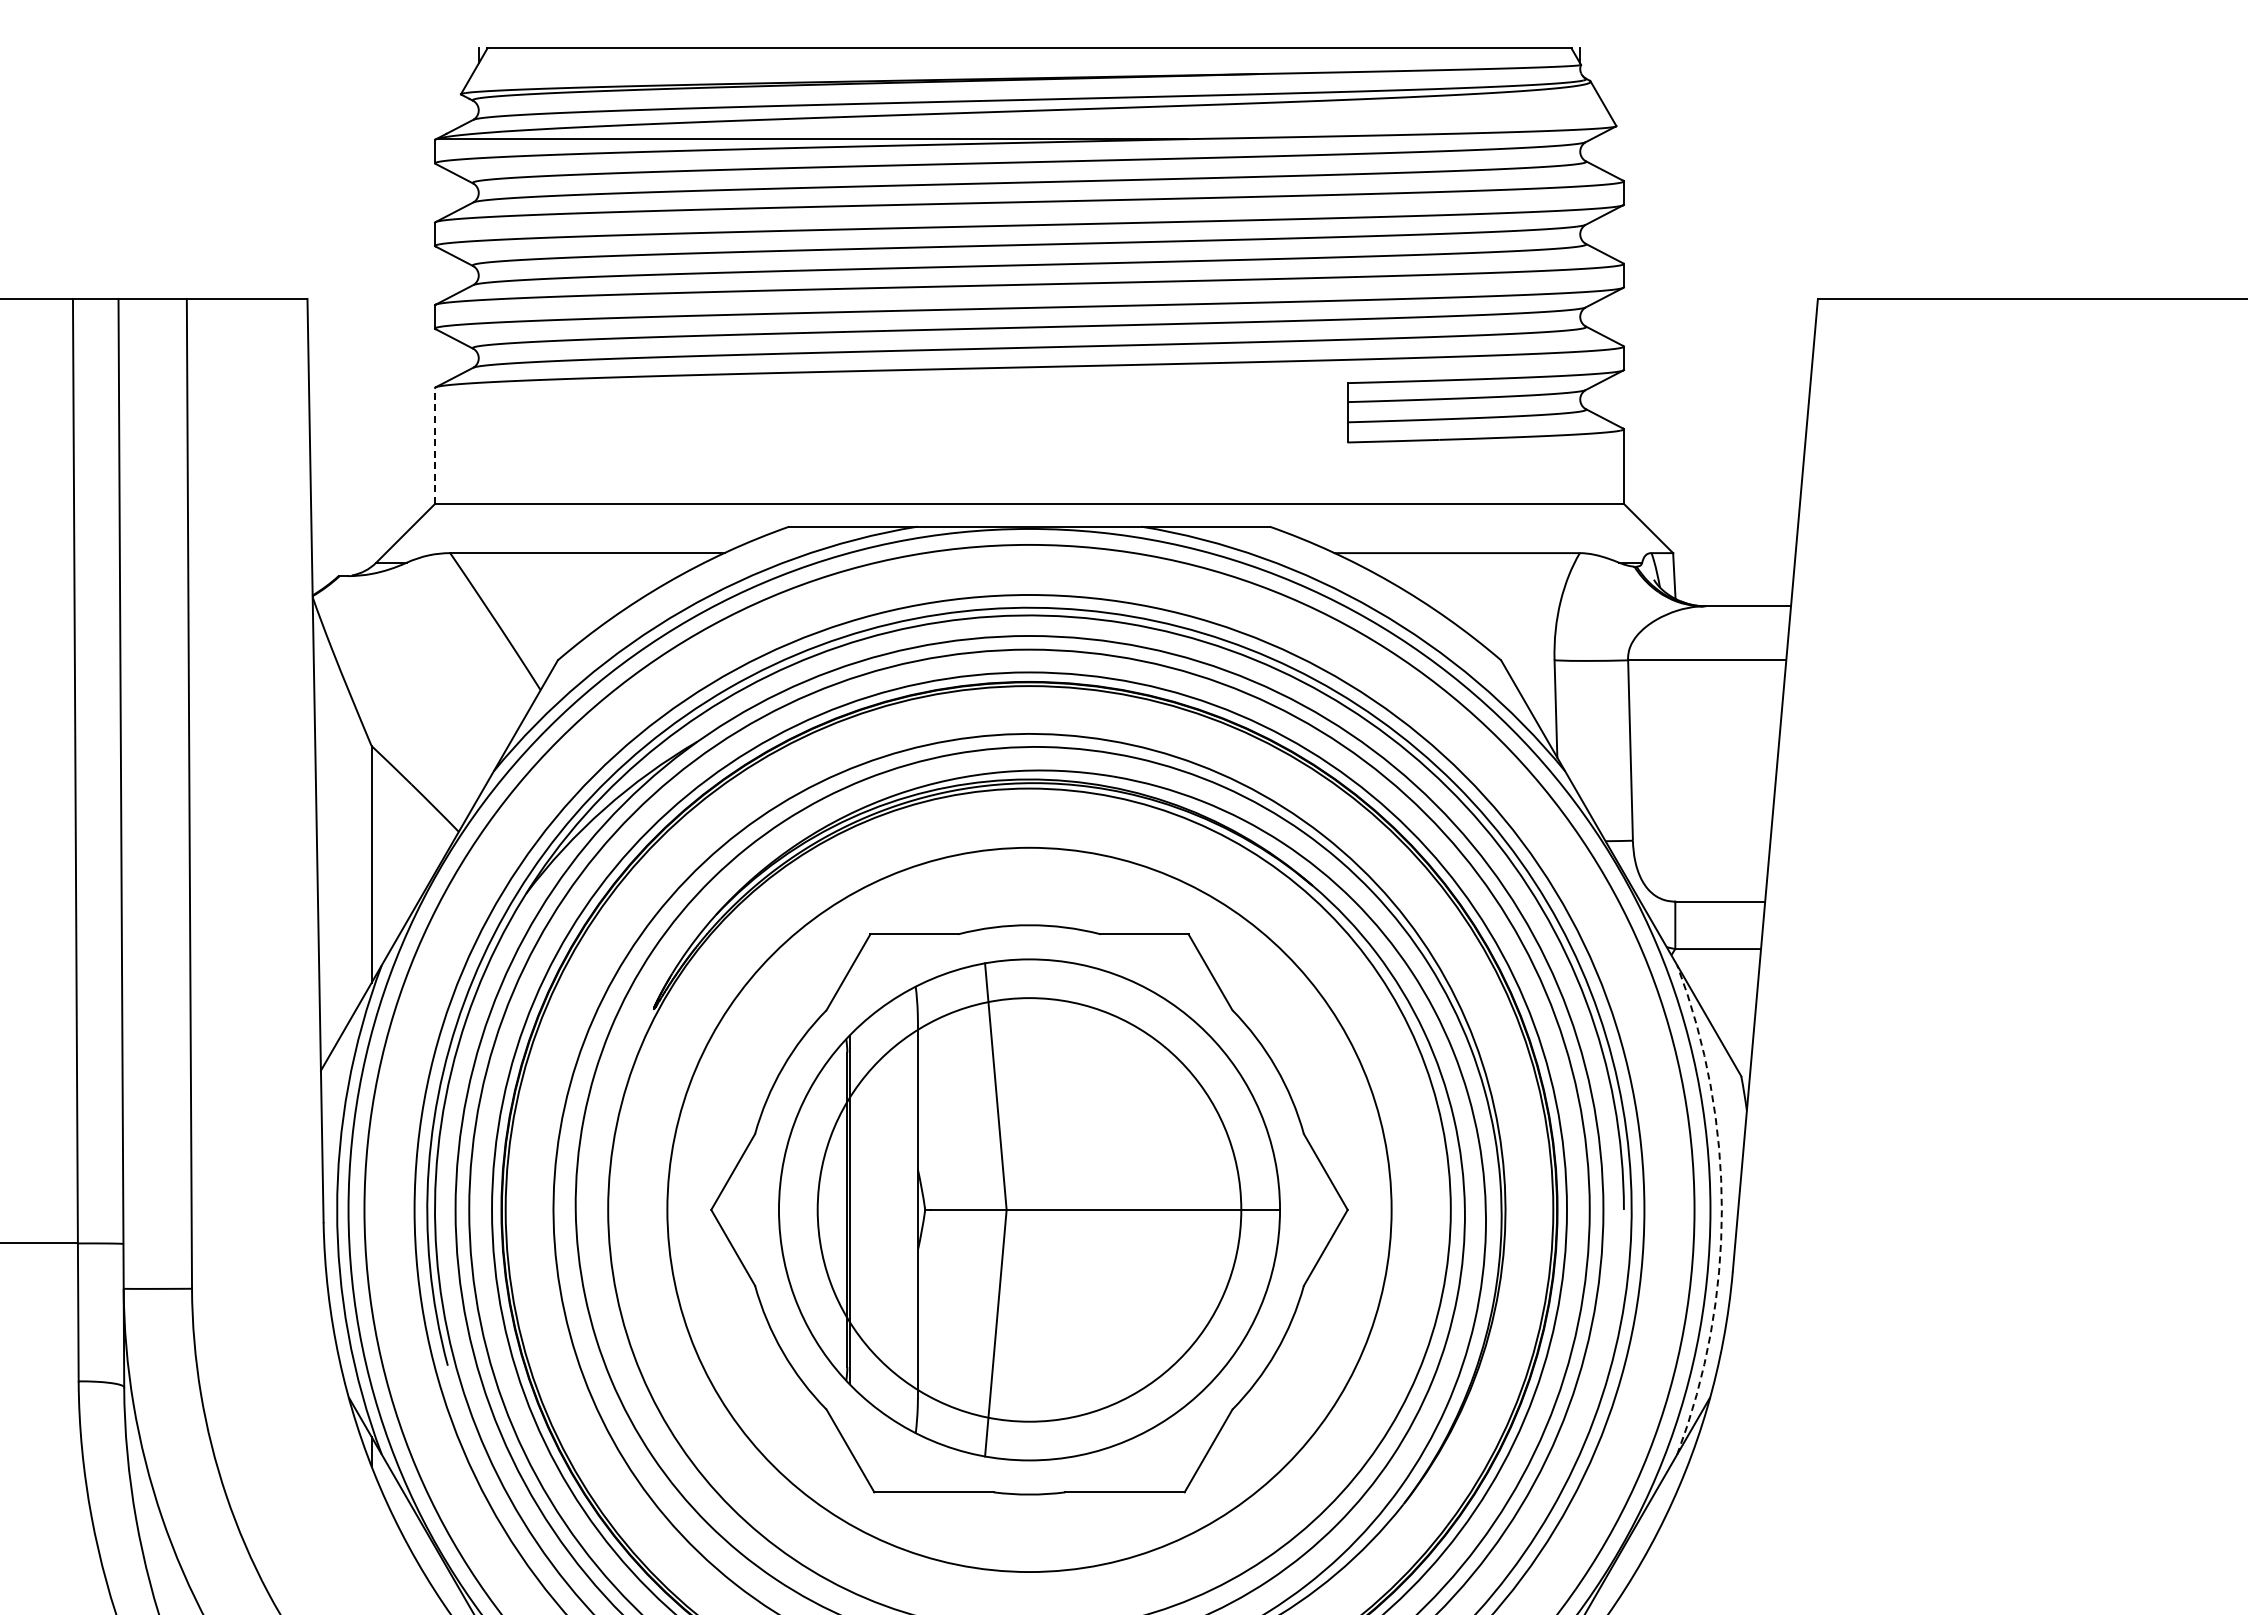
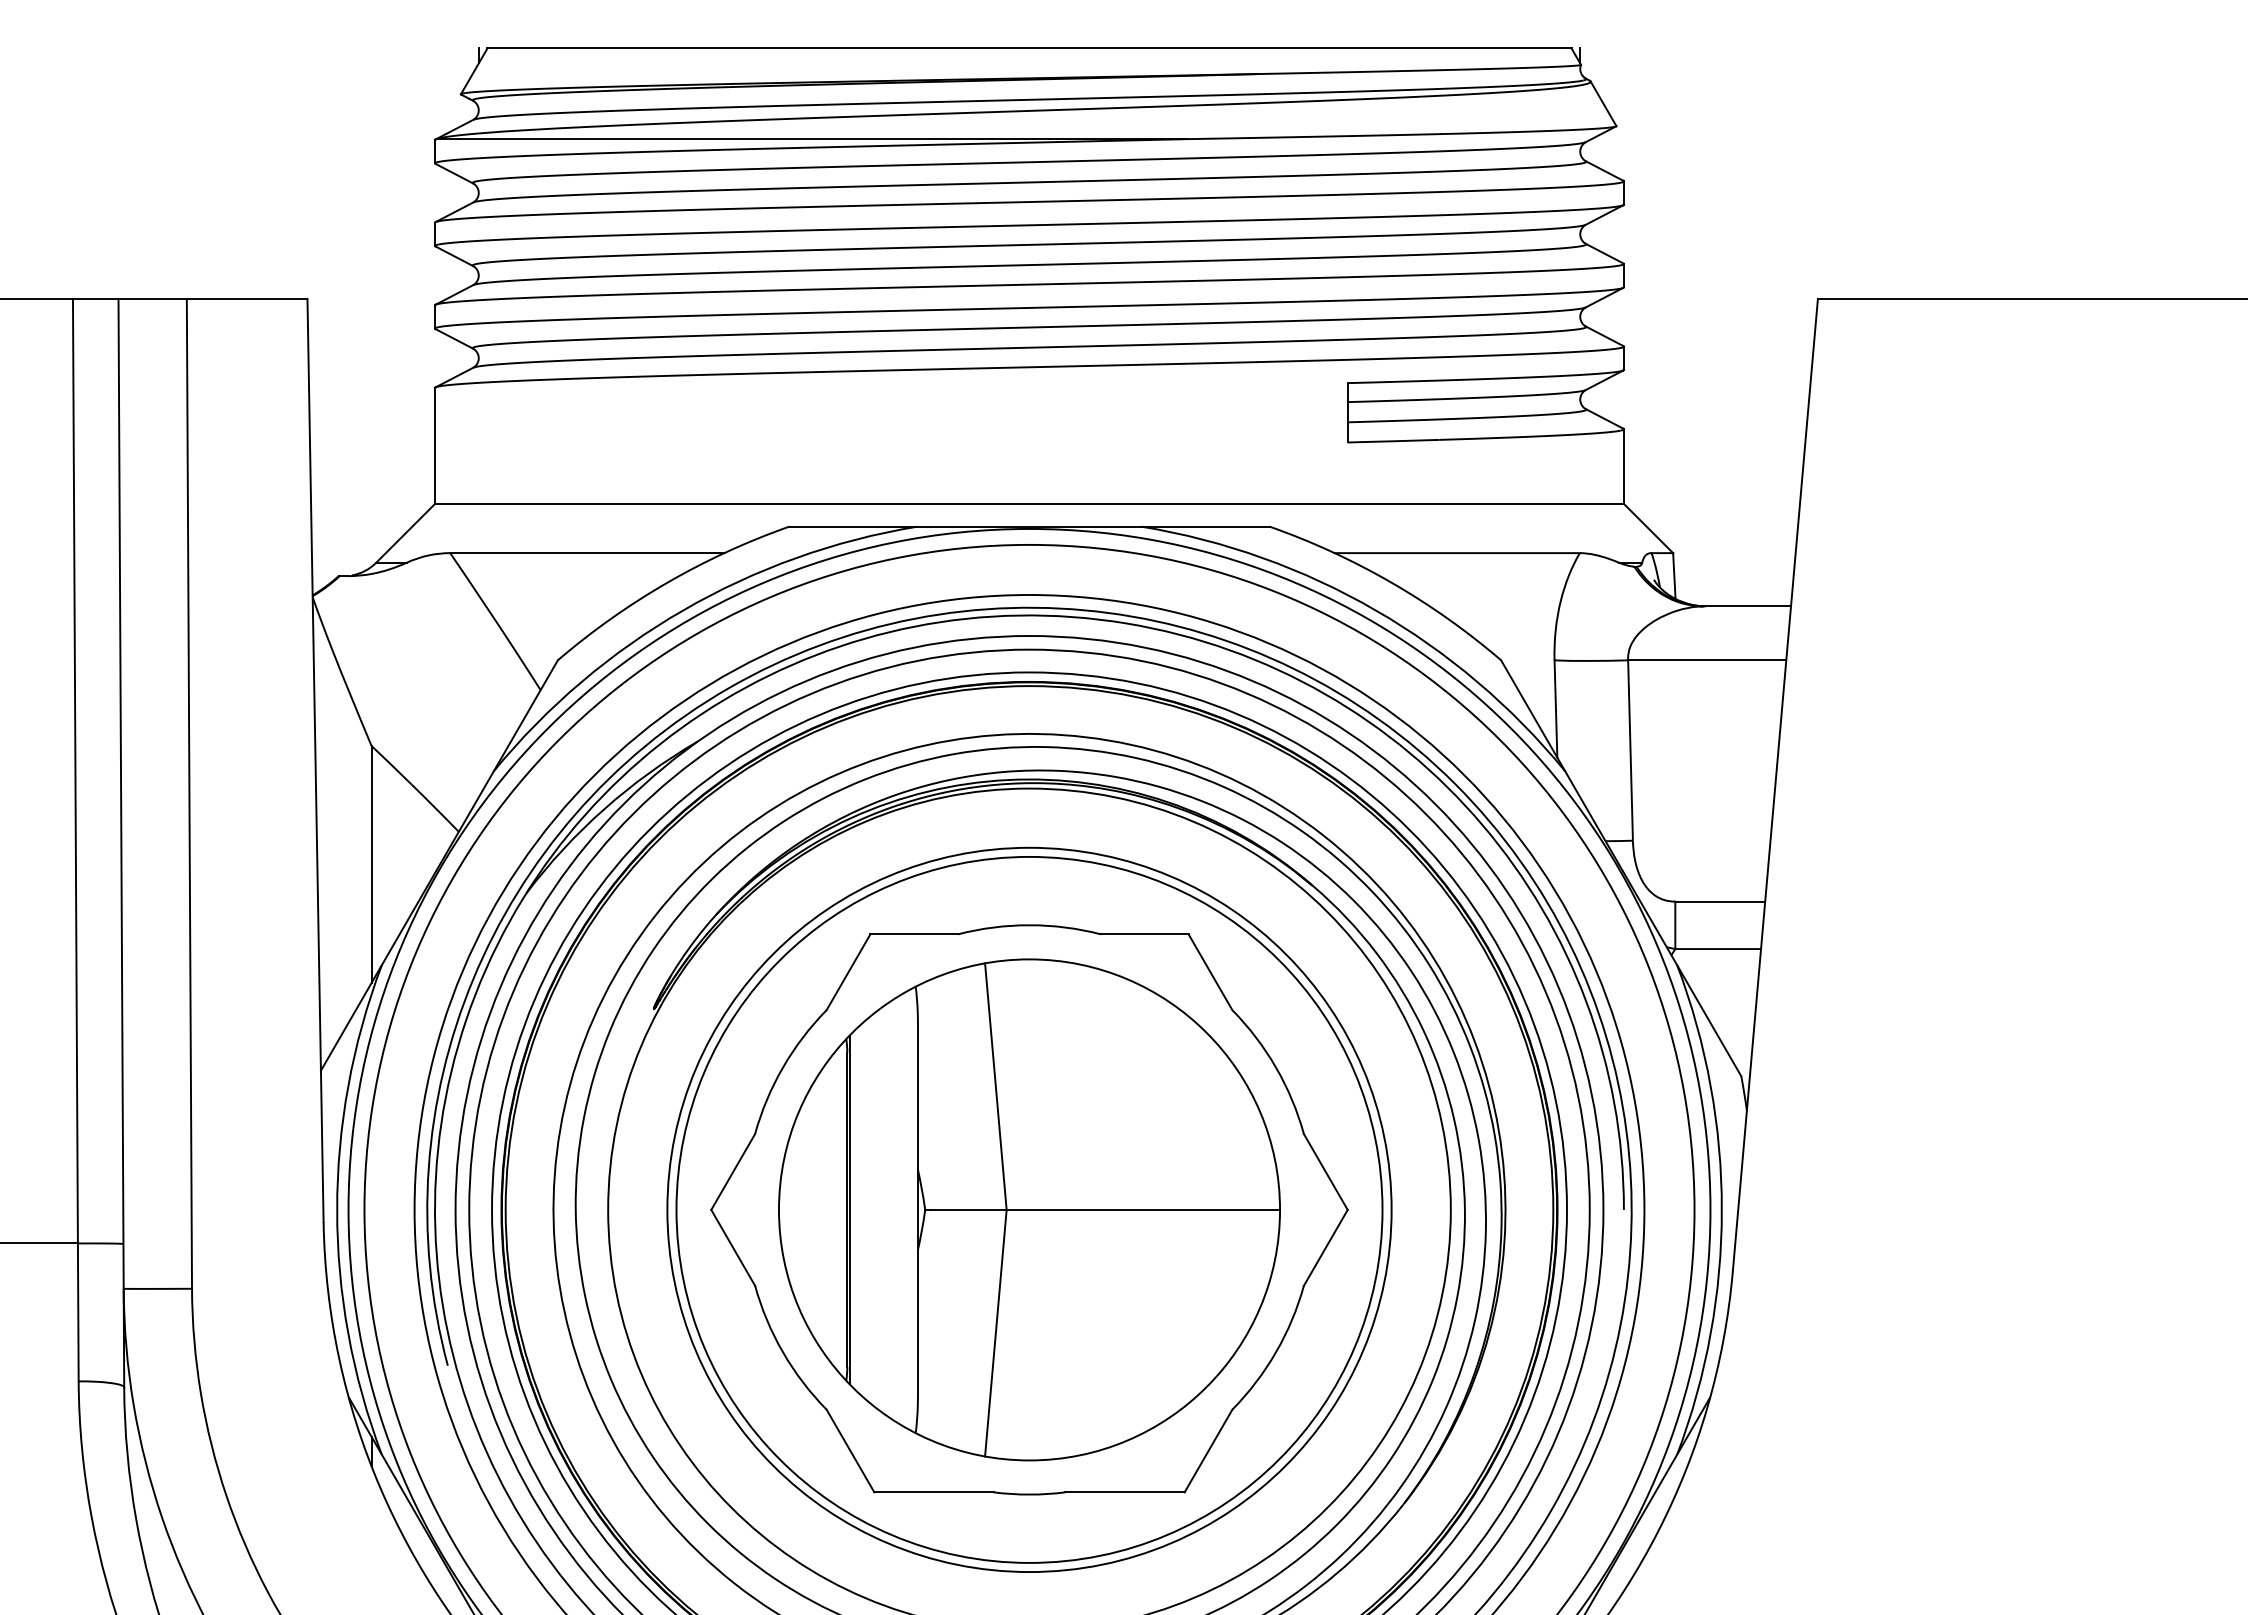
line: dashed -> solid (435, 445)
circle diameter: 424 px -> 706 px (1029, 1209)
arc: dashed -> solid (1721, 1209)
